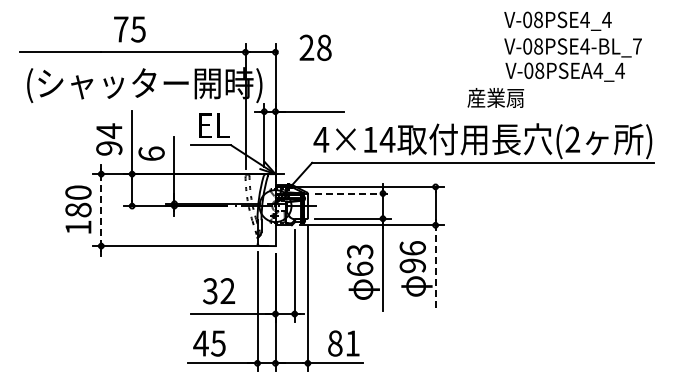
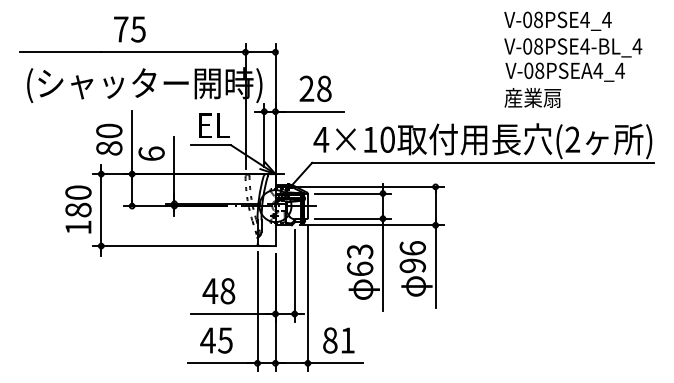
text: V-08PSE4-BL_7 -> V-08PSE4-BL_4 (637, 46)
text position: (315, 47) -> (315, 88) (315, 88)
text position: (495, 97) -> (532, 97) (532, 97)
text: 94 -> 80 (109, 139)
text: 4×14 -> 4×10 (387, 139)
line: dashed -> solid (353, 193)
line: dashed -> solid (101, 210)
line: dashed -> solid (435, 265)
text: 32 -> 48 (218, 291)
text position: (209, 343) -> (216, 340) (216, 340)
text position: (343, 343) -> (338, 340) (338, 340)
